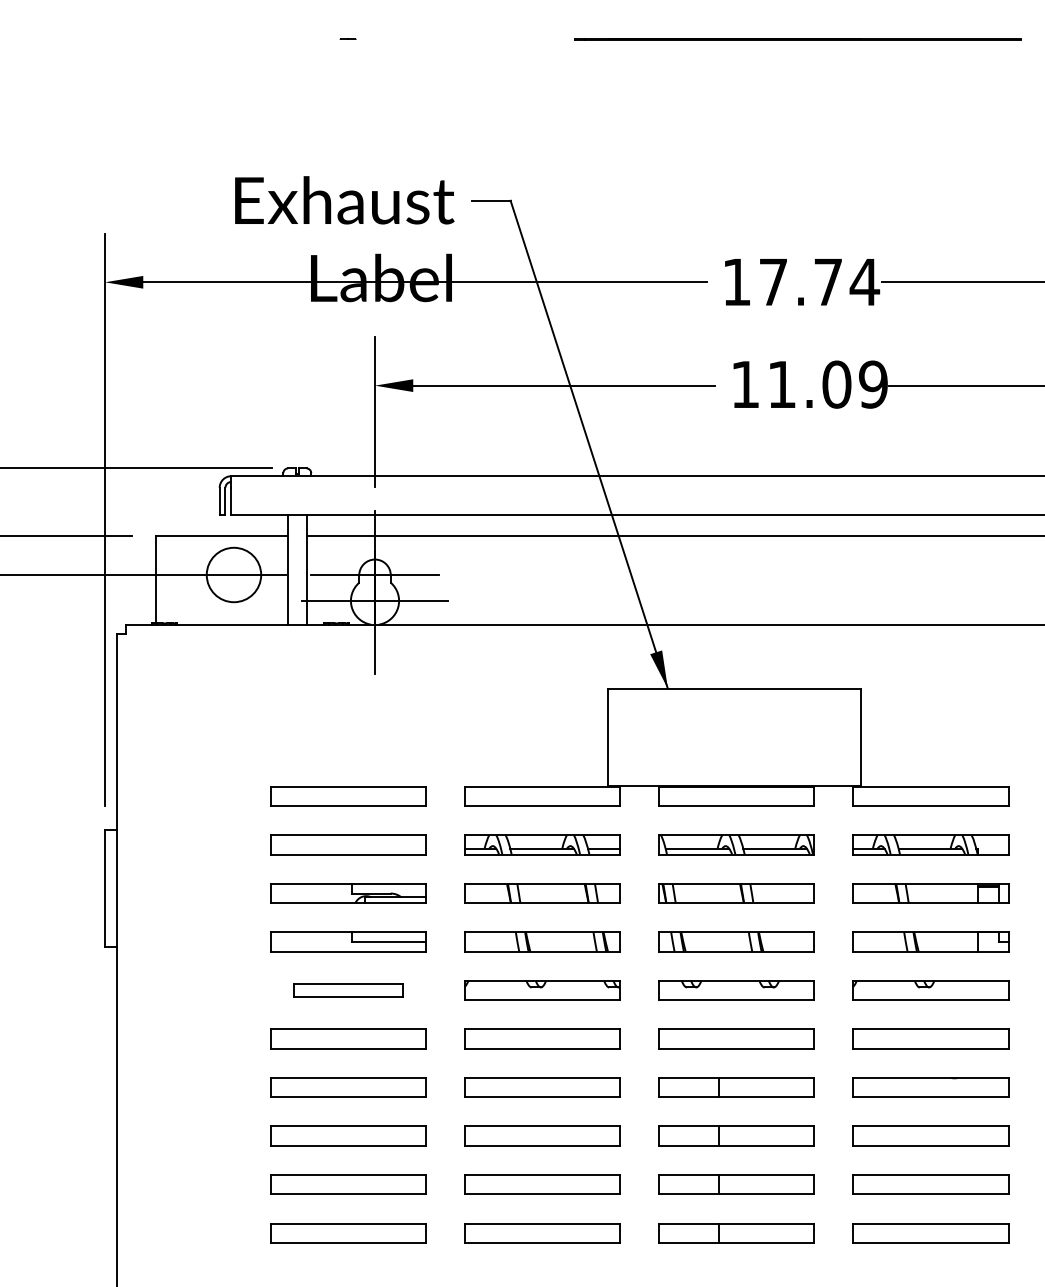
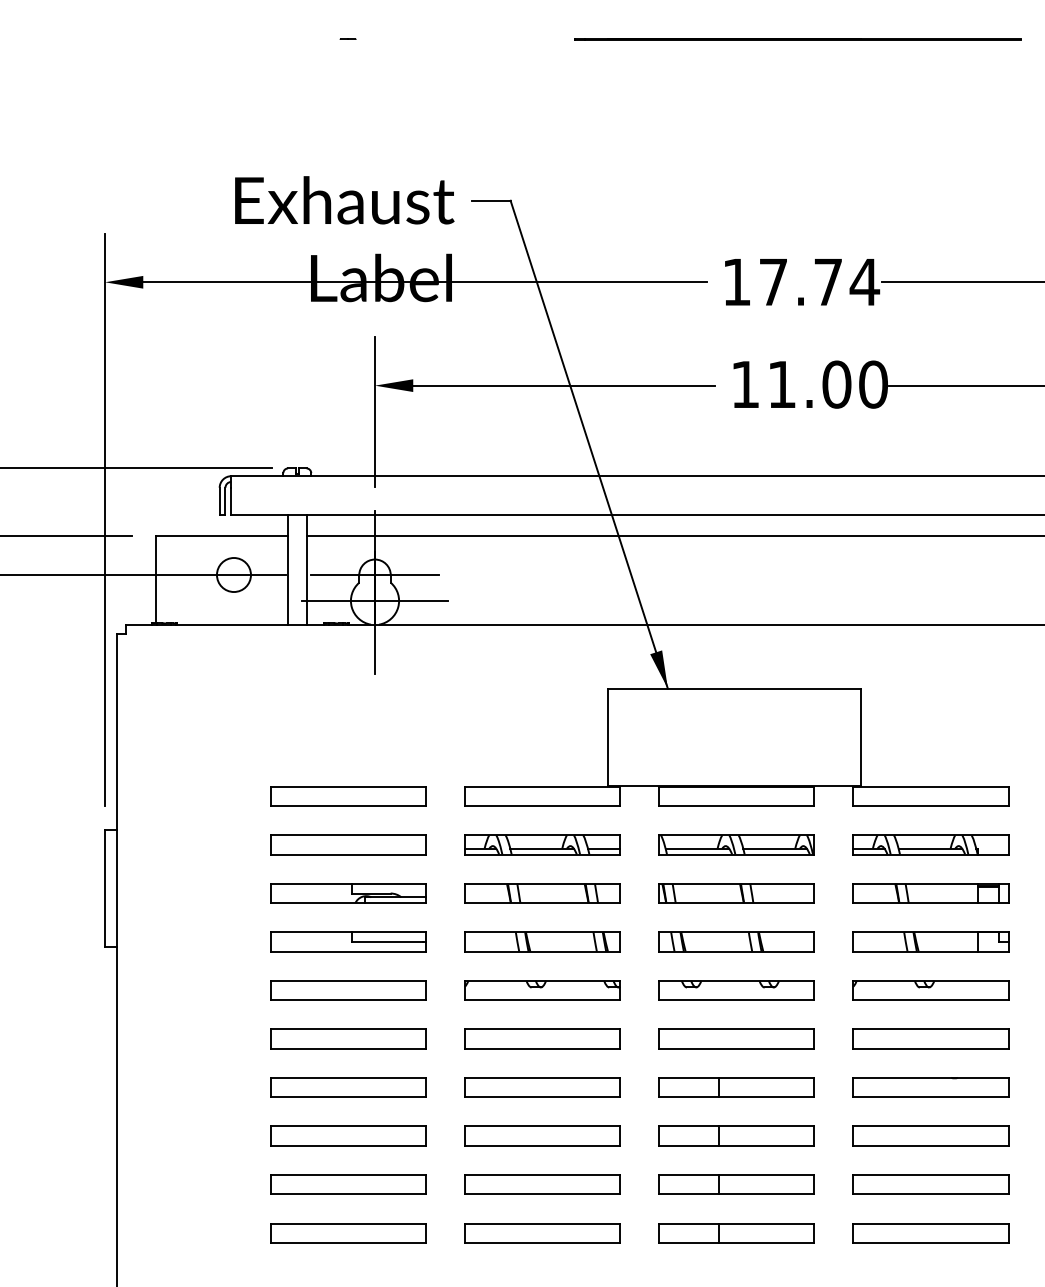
text: 11.09 -> 11.00 (873, 384)
circle diameter: 54 px -> 34 px (233, 575)
part size: 111x15 px -> 157x21 px (348, 990)
